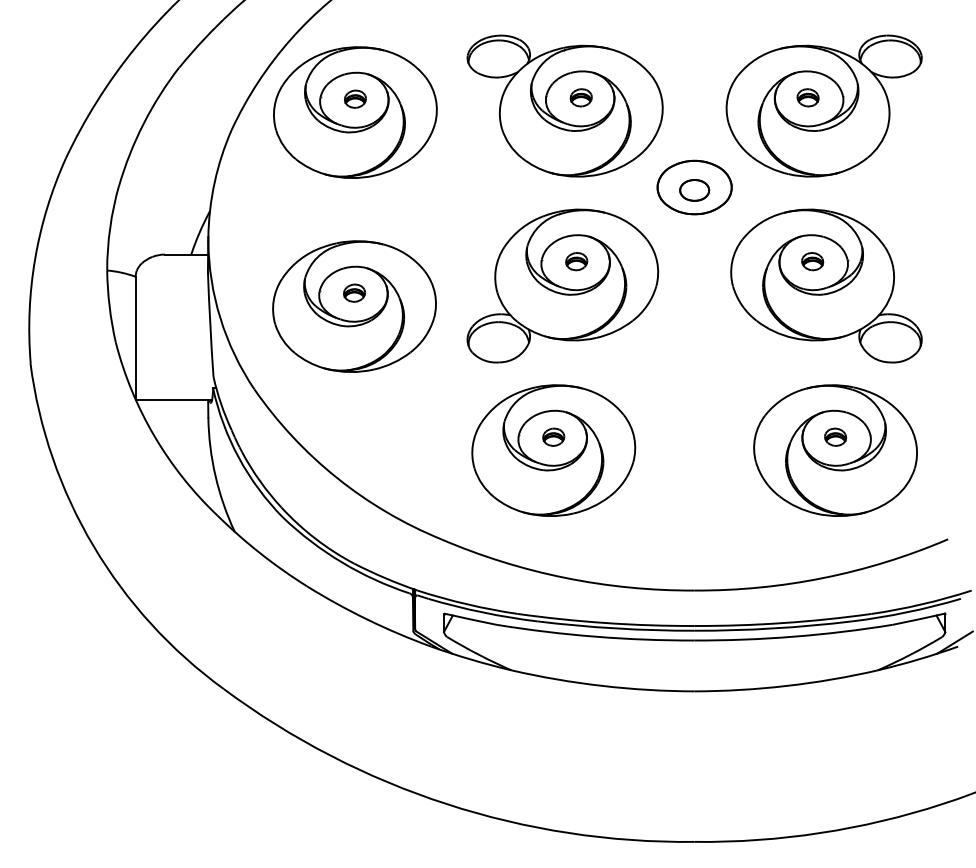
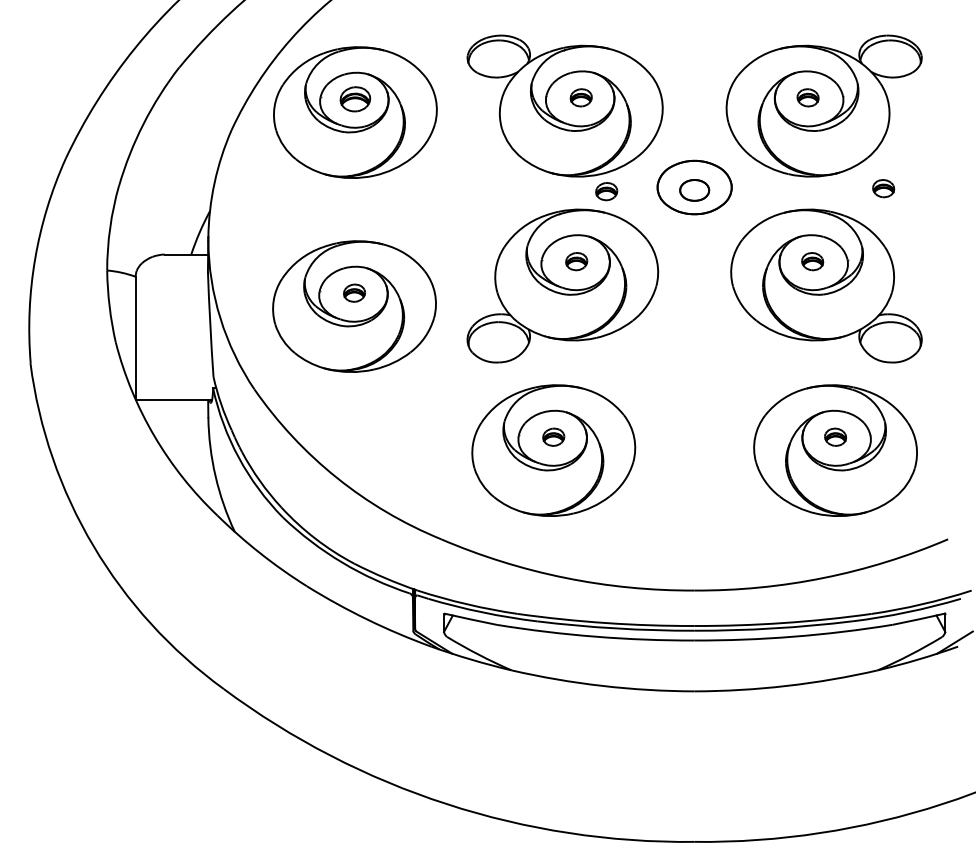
part size: 23x20 px -> 33x27 px (355, 99)
part: none -> present (883, 188)
part: none -> present (606, 191)
